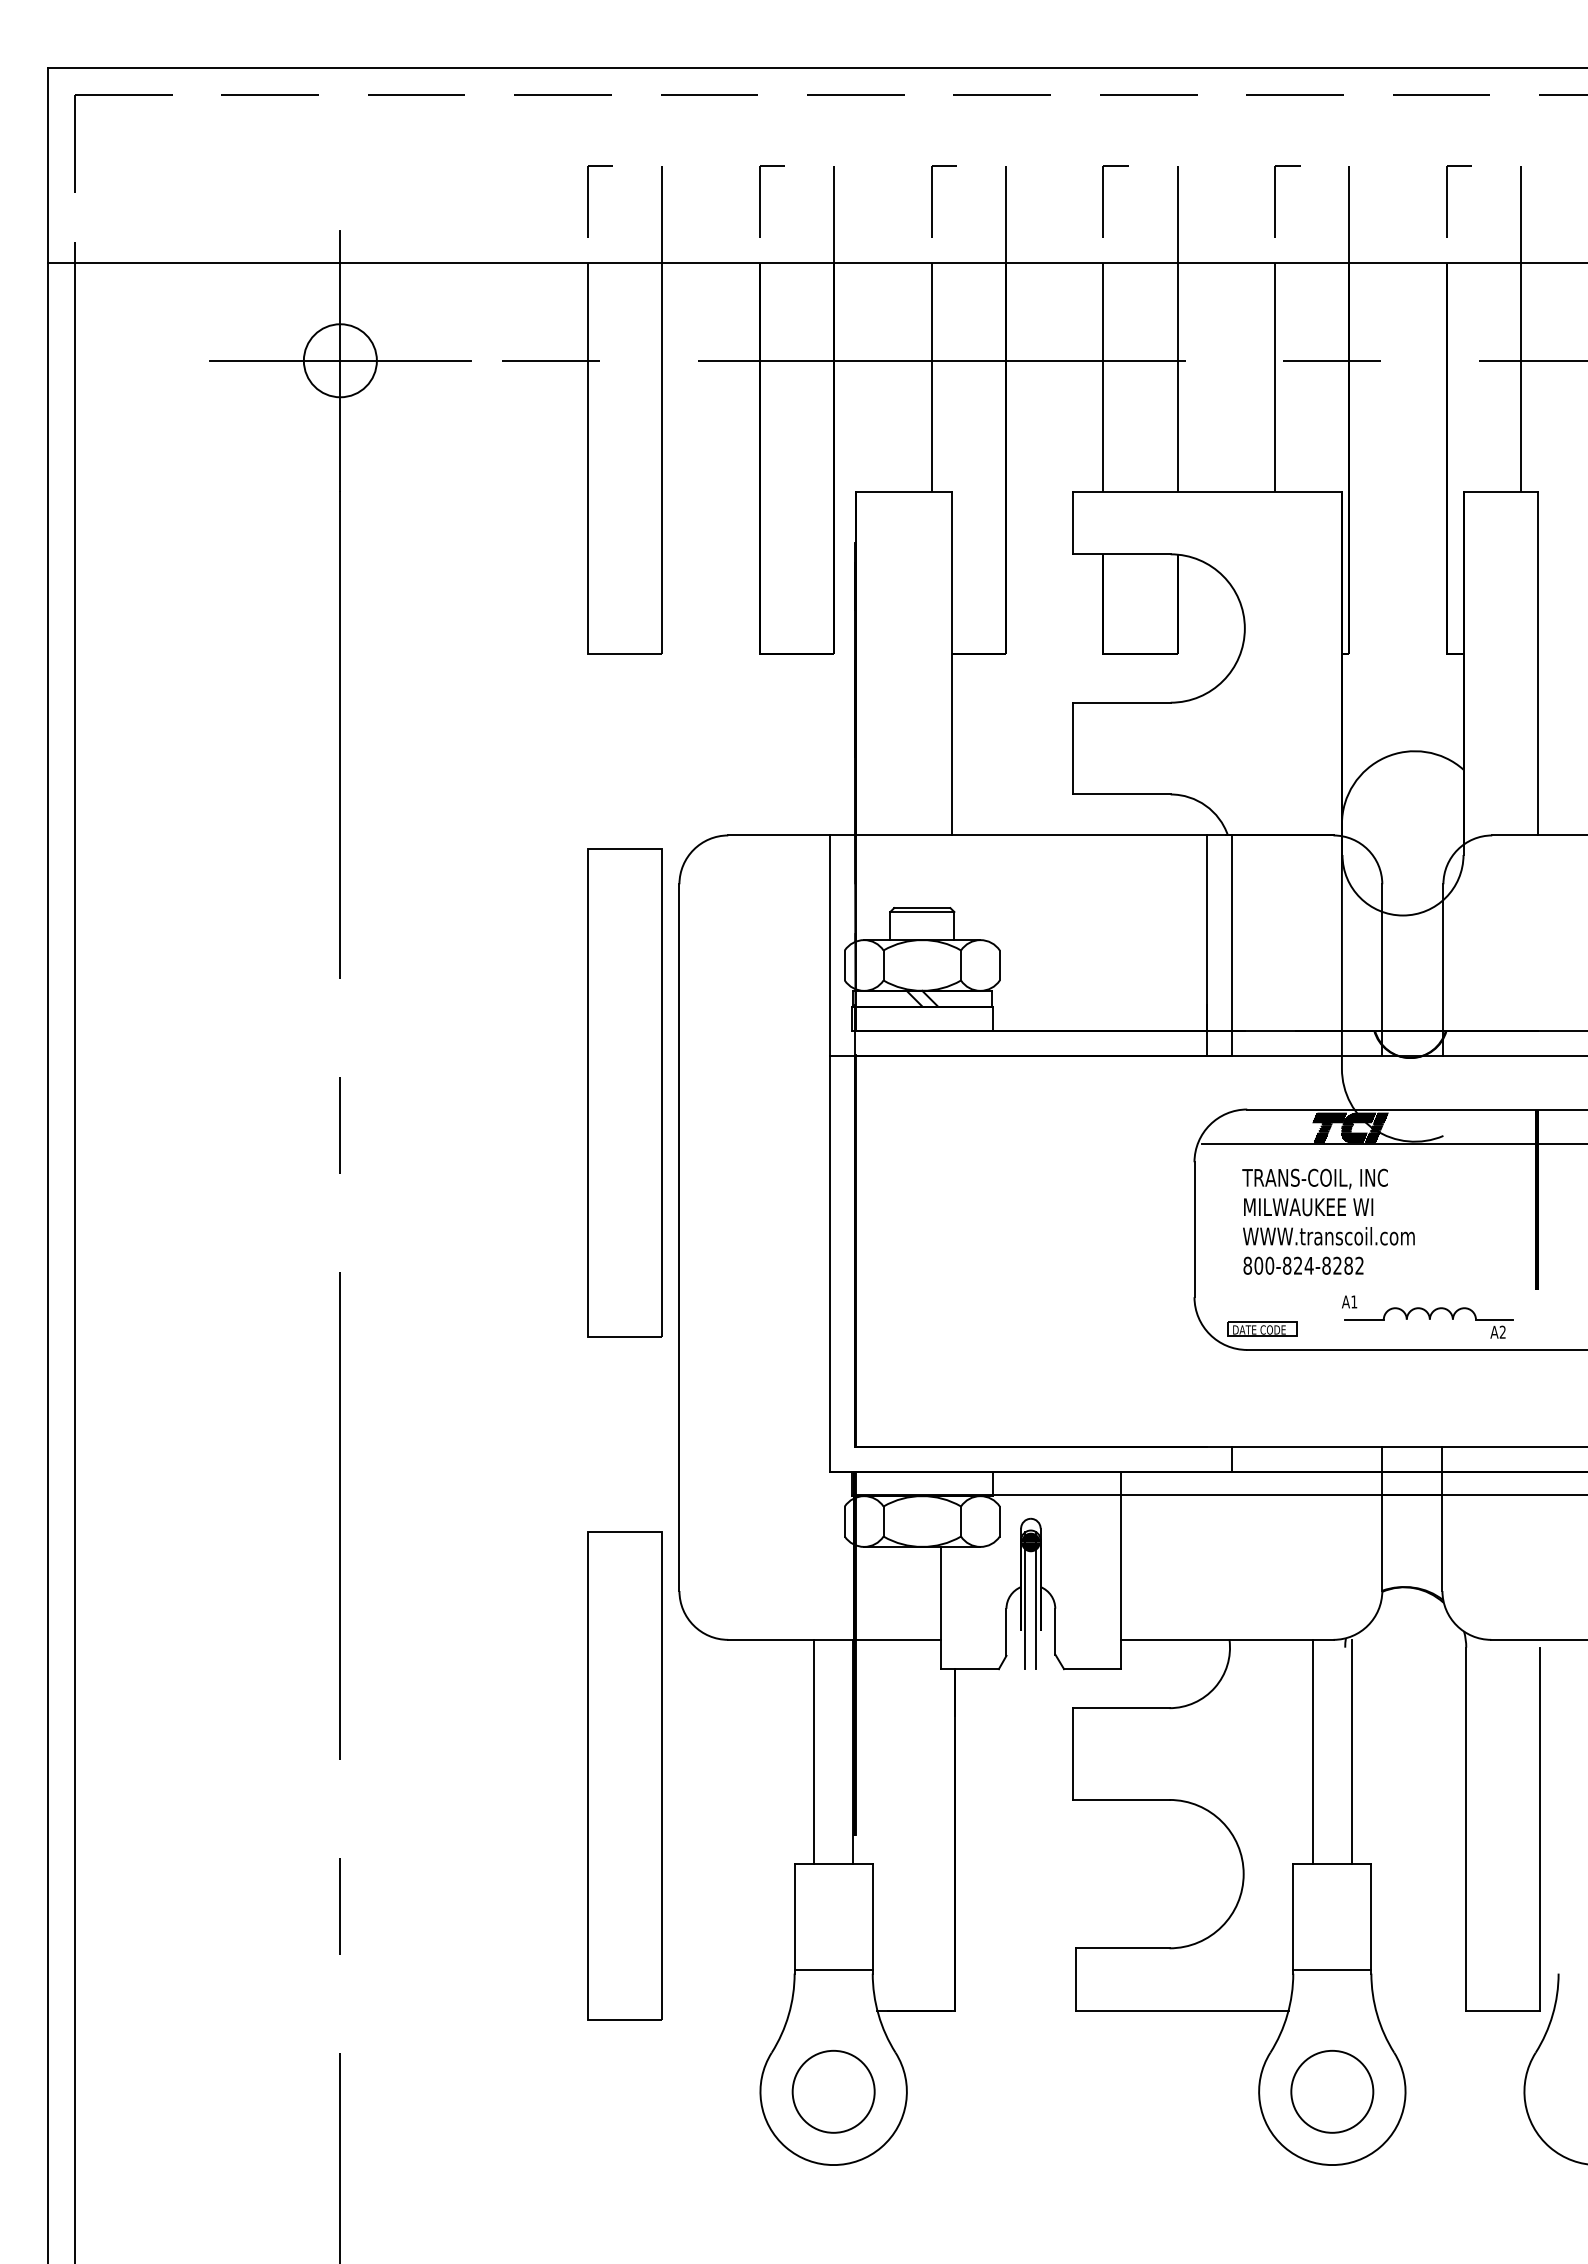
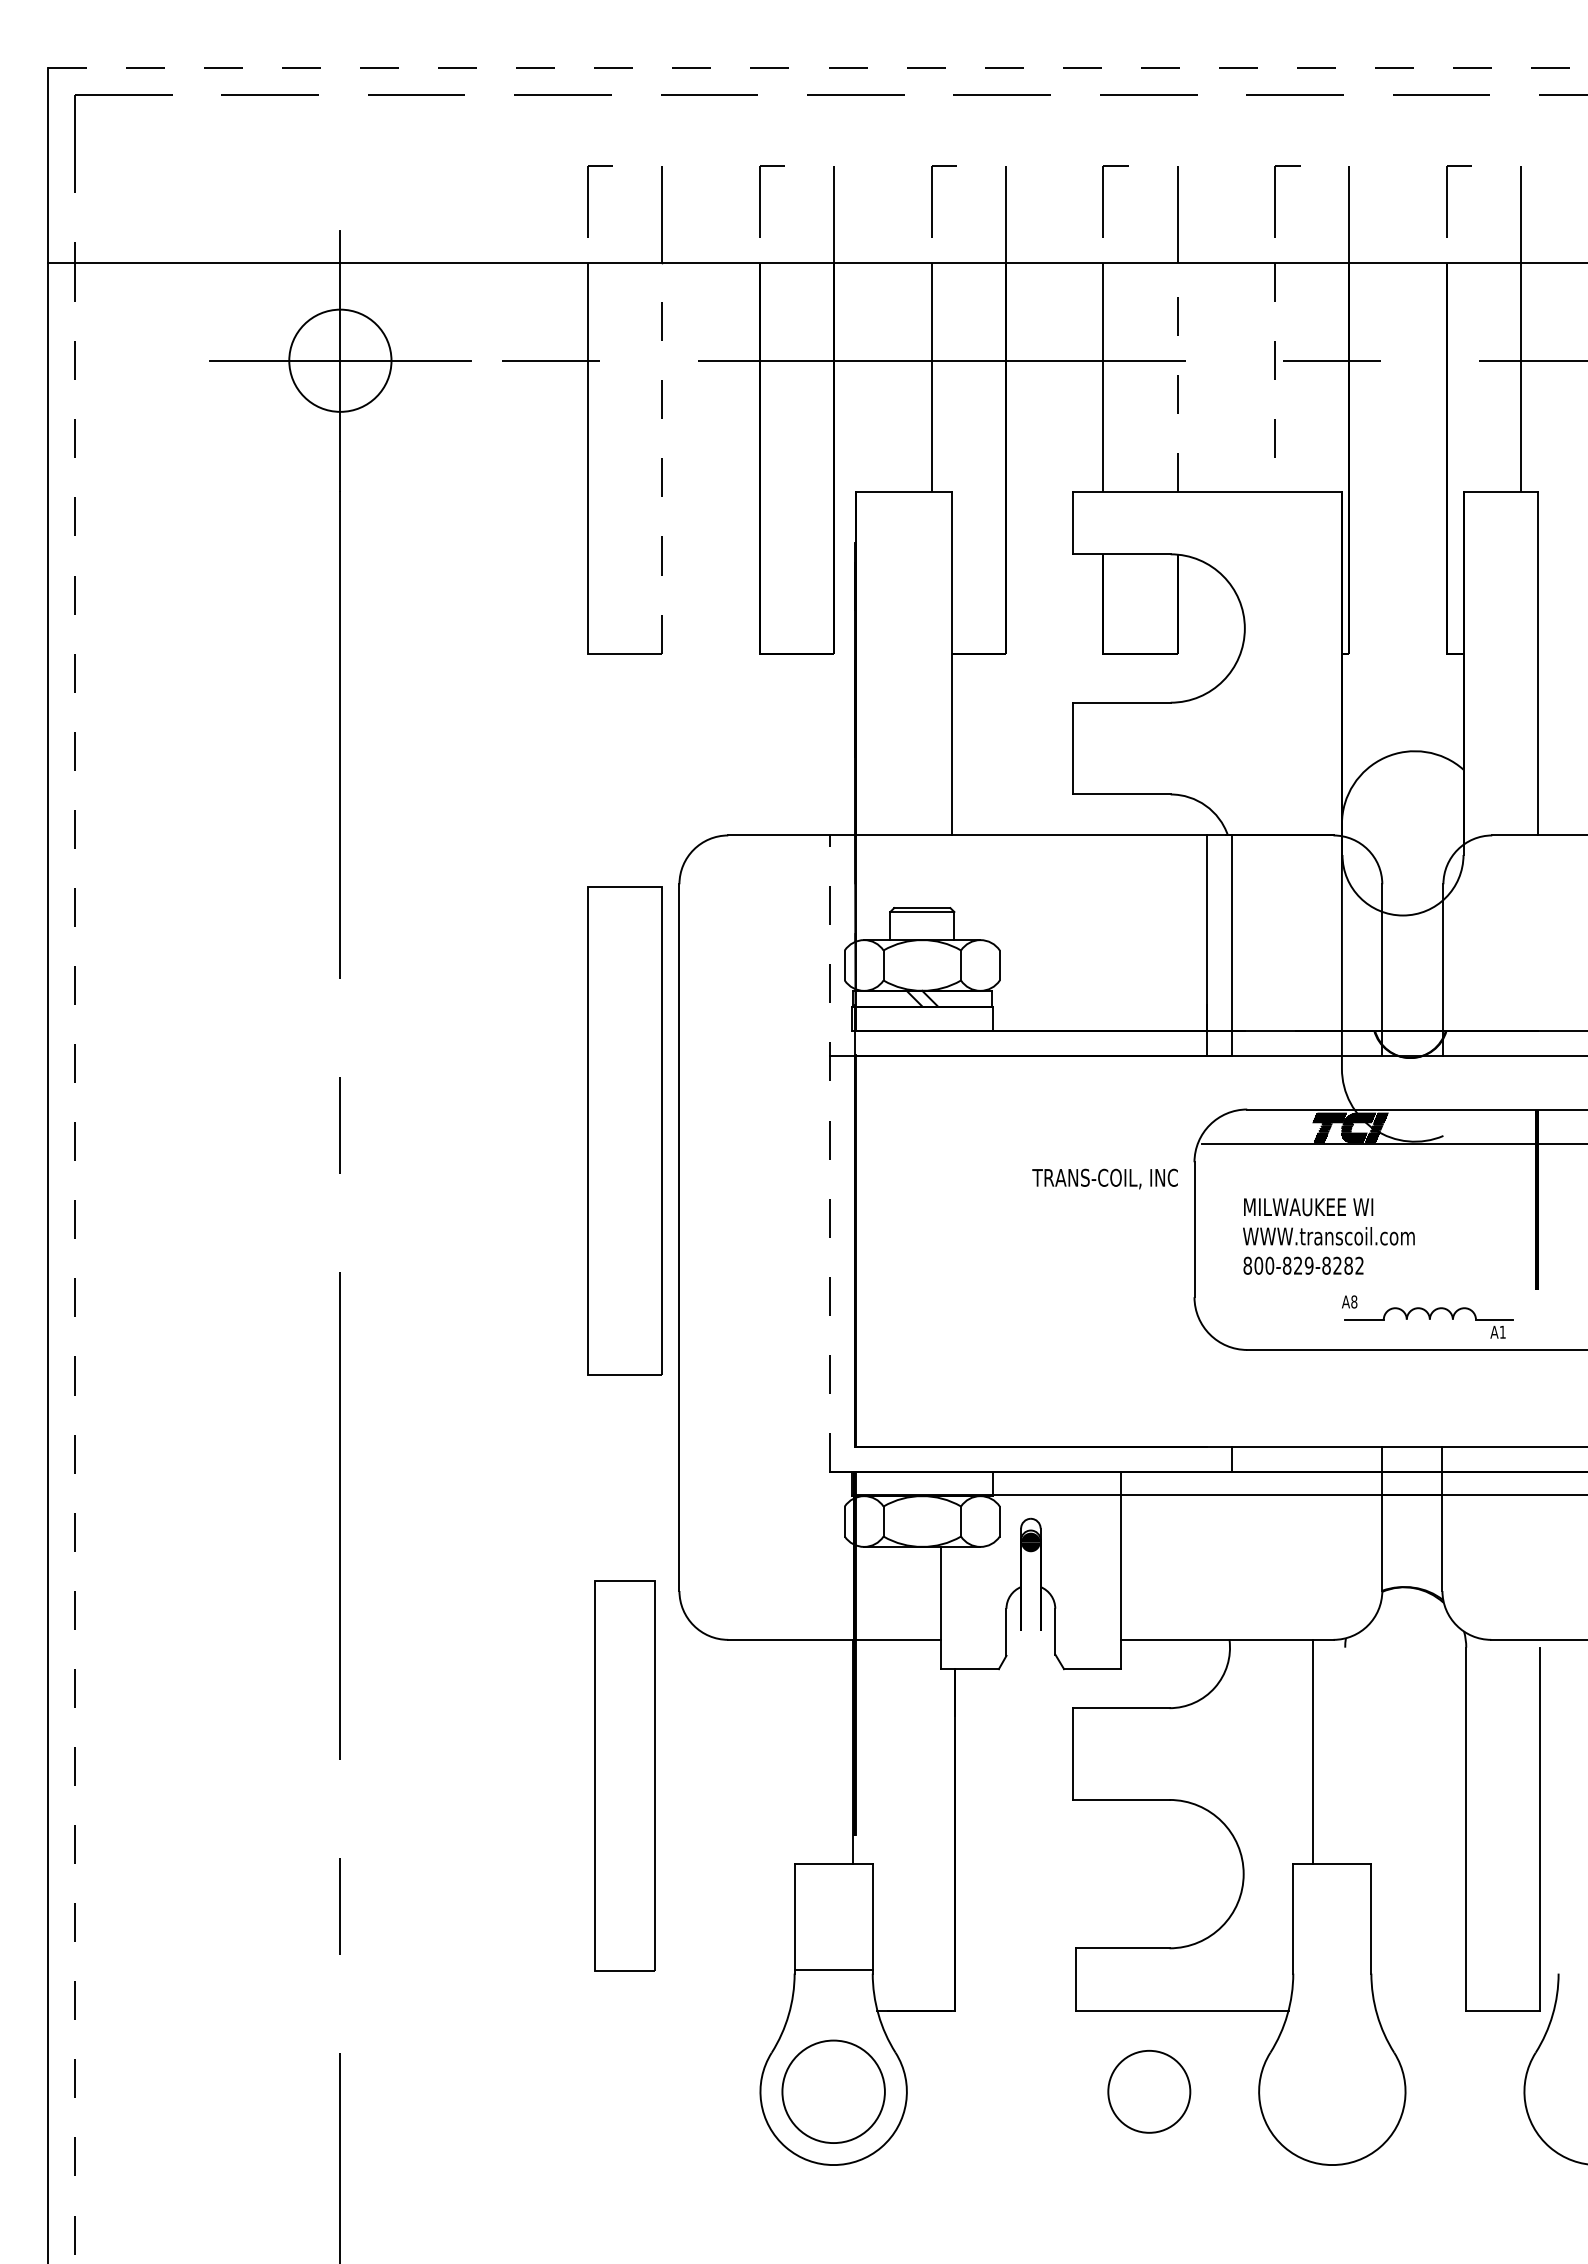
line: solid -> dashed (817, 67)
circle diameter: 73 px -> 102 px (340, 360)
line: solid -> dashed (1177, 377)
line: solid -> dashed (1275, 378)
line: solid -> dashed (662, 457)
part position: (624, 1092) -> (624, 1130) (624, 1130)
line: solid -> dashed (829, 1153)
text position: (1314, 1178) -> (1104, 1178) (1104, 1178)
line: solid -> dashed (74, 1263)
text: 800-824-8282 -> 800-829-8282 (1308, 1265)
text: A1 -> A8 (1354, 1301)
part: present -> none (1262, 1328)
text: A2 -> A1 (1502, 1331)
line: present -> none (1024, 1600)
line: present -> none (1036, 1600)
line: present -> none (814, 1751)
line: present -> none (1351, 1751)
part size: 76x490 px -> 62x392 px (624, 1775)
line: present -> none (1332, 1969)
circle diameter: 82 px -> 103 px (833, 2091)
circle position: (1332, 2091) -> (1149, 2091) (1149, 2091)
